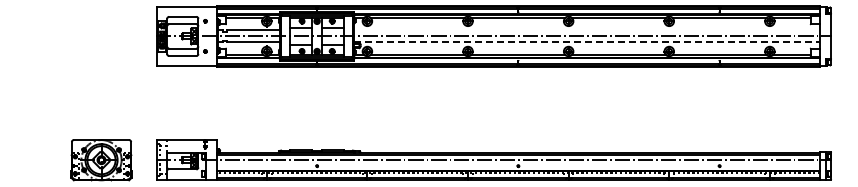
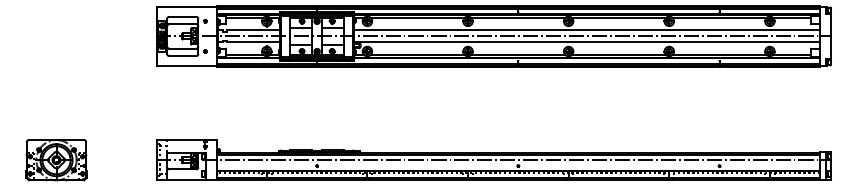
line: none -> present (587, 30)
line: dashed -> solid (587, 42)
part position: (101, 160) -> (56, 160) (56, 160)
